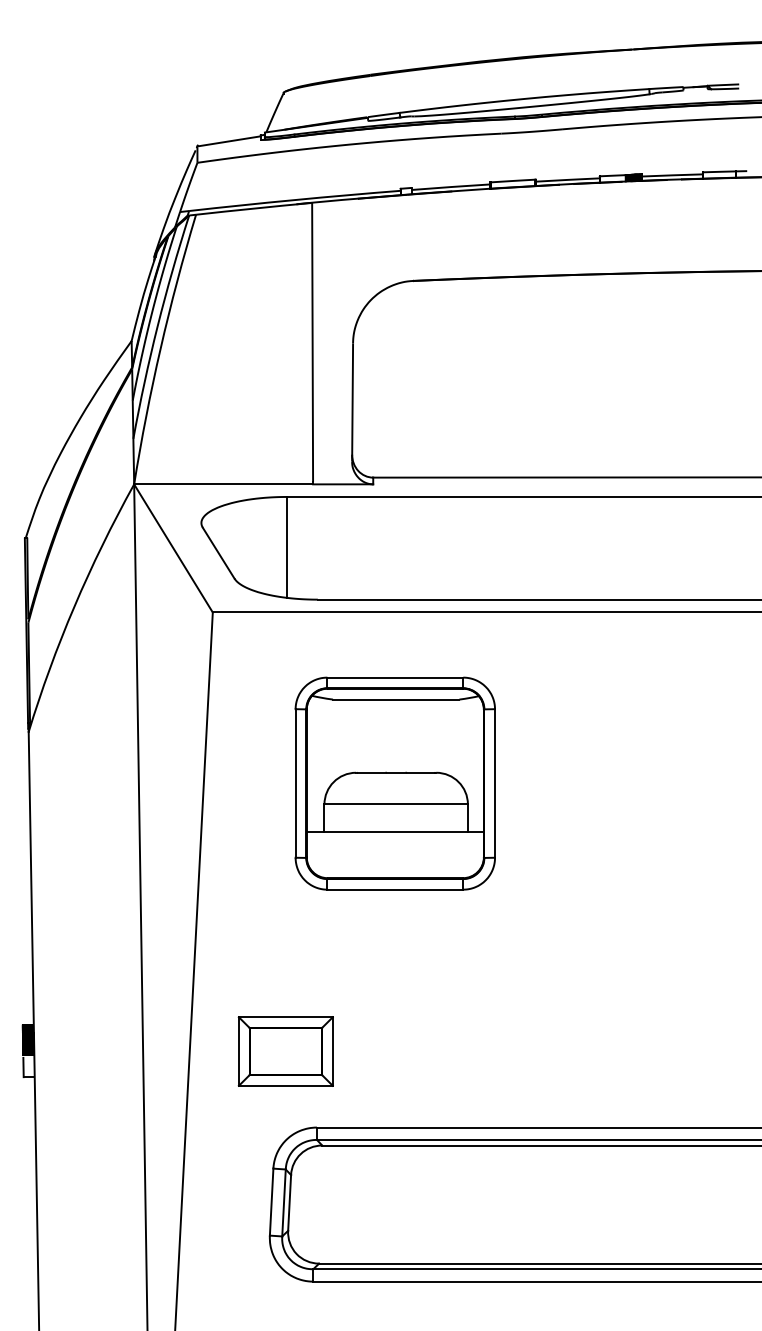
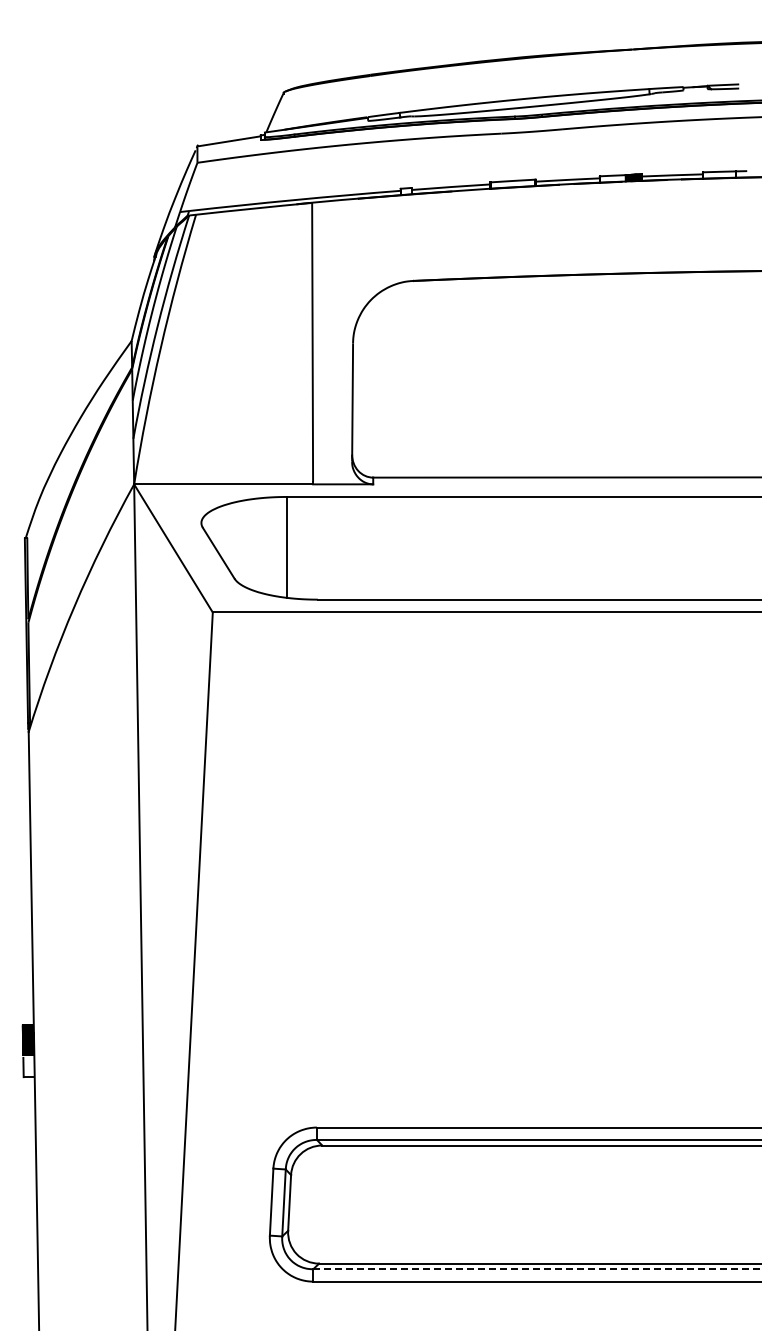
part: present -> none (394, 783)
part: present -> none (285, 1051)
line: solid -> dashed (537, 1269)
